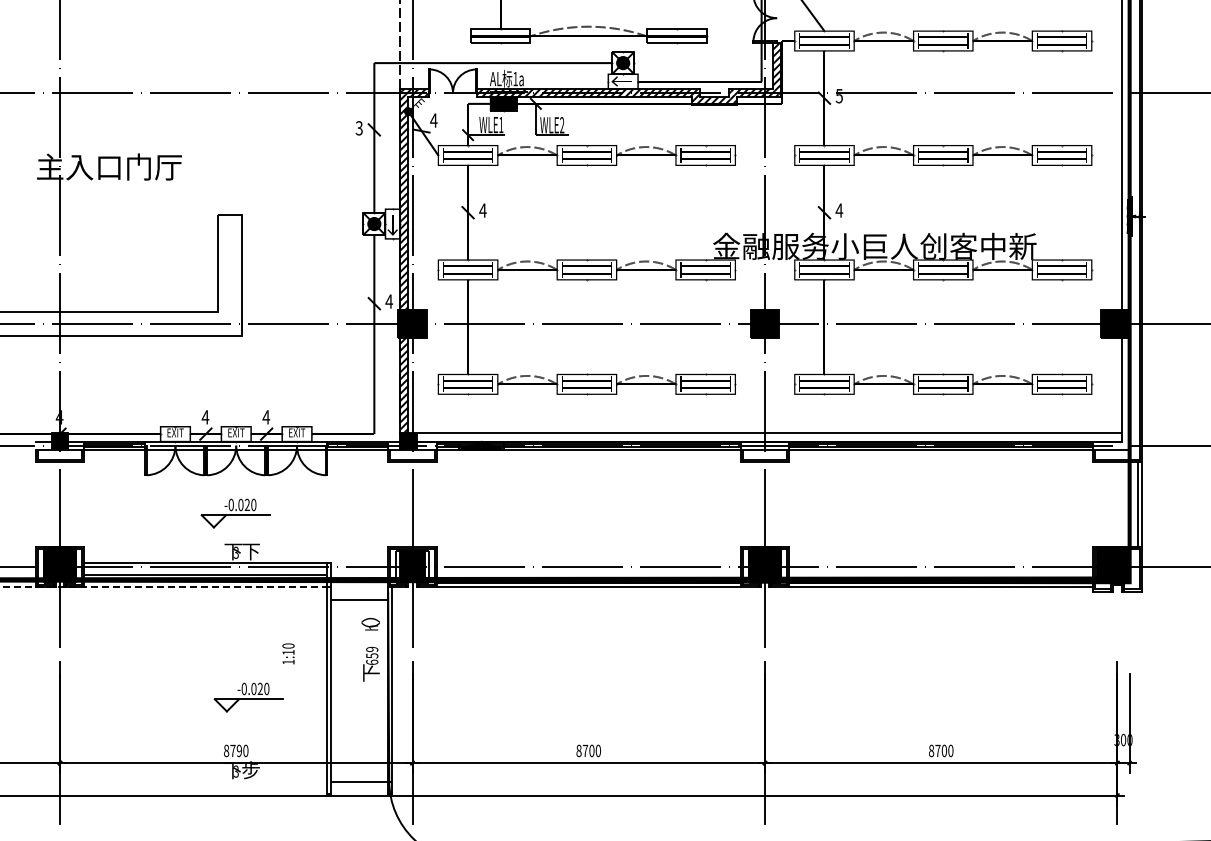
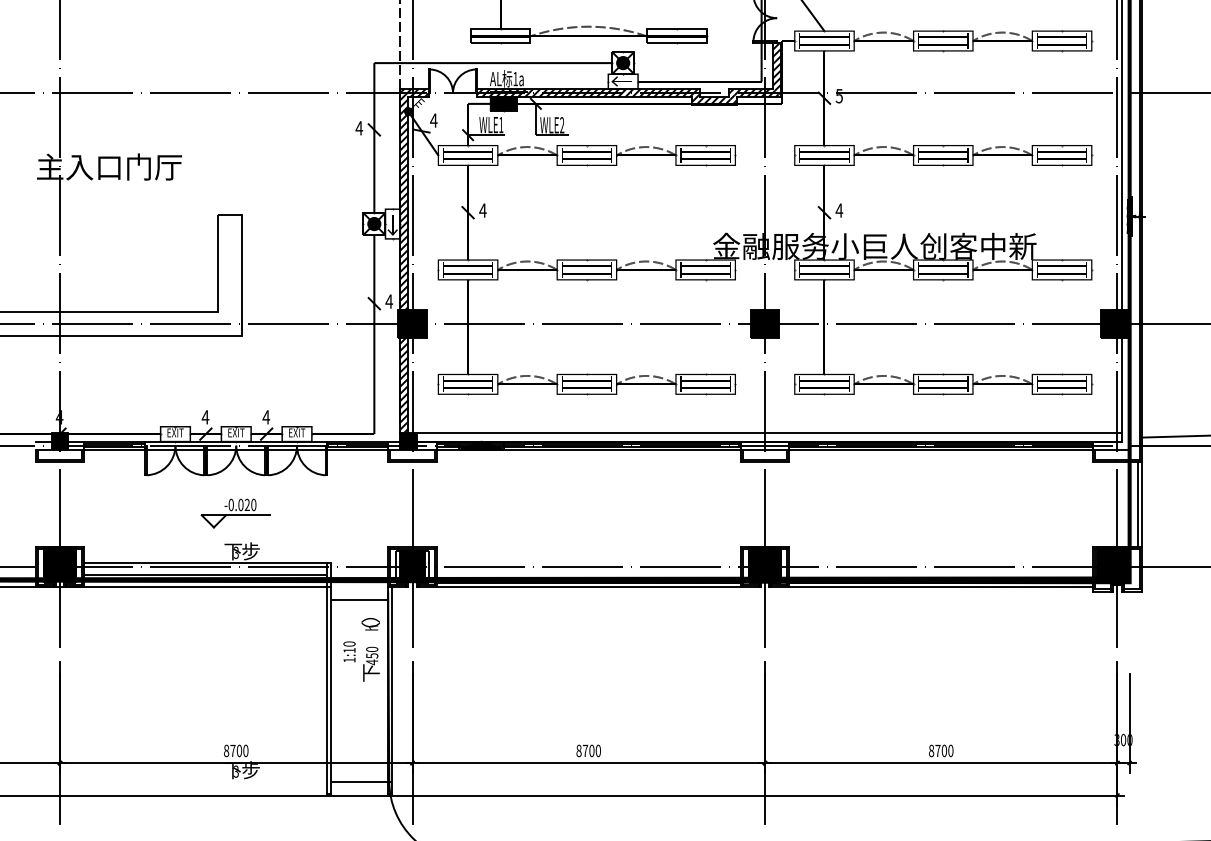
text: 3 -> 4 (359, 128)
line: none -> present (1117, 325)
line: none -> present (1174, 436)
text: 下 -> 步 (250, 551)
line: dashed -> solid (166, 587)
text position: (288, 653) -> (349, 651) (349, 651)
text: 659 -> 450 (372, 655)
part: present -> none (248, 697)
text: 8790 -> 8700 (238, 751)
